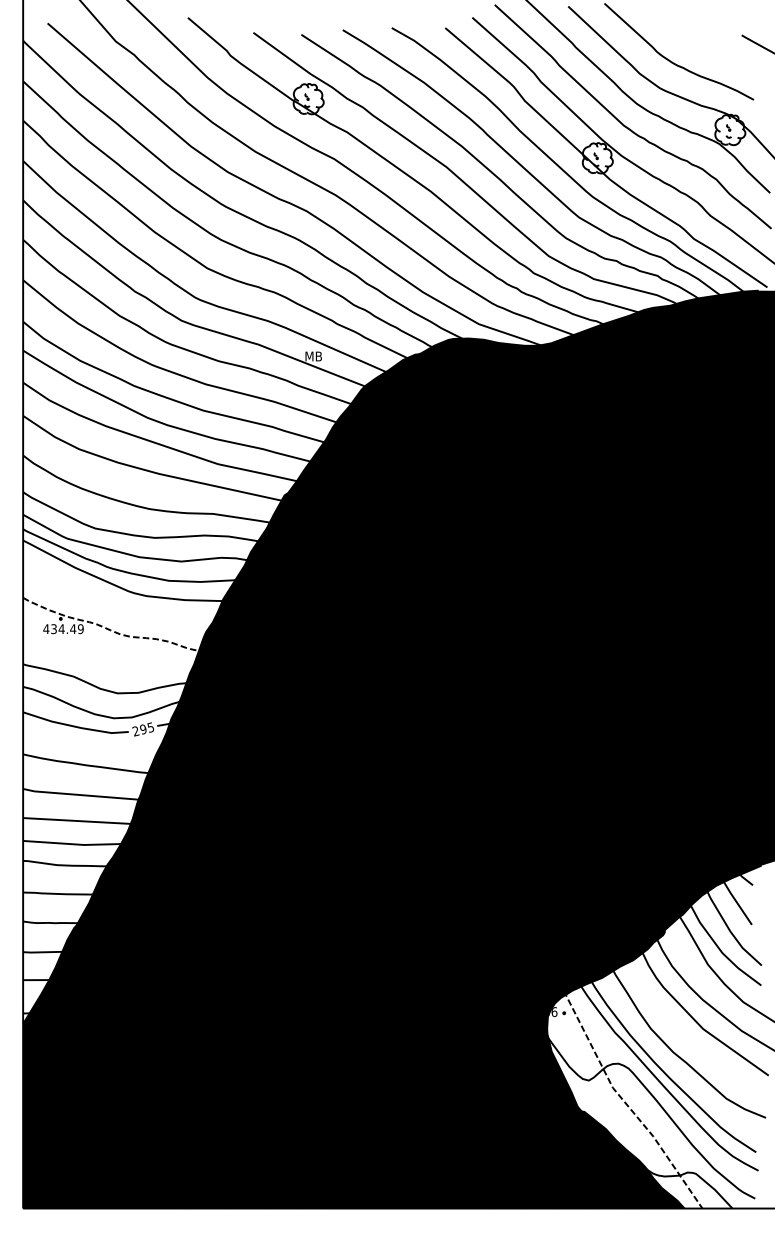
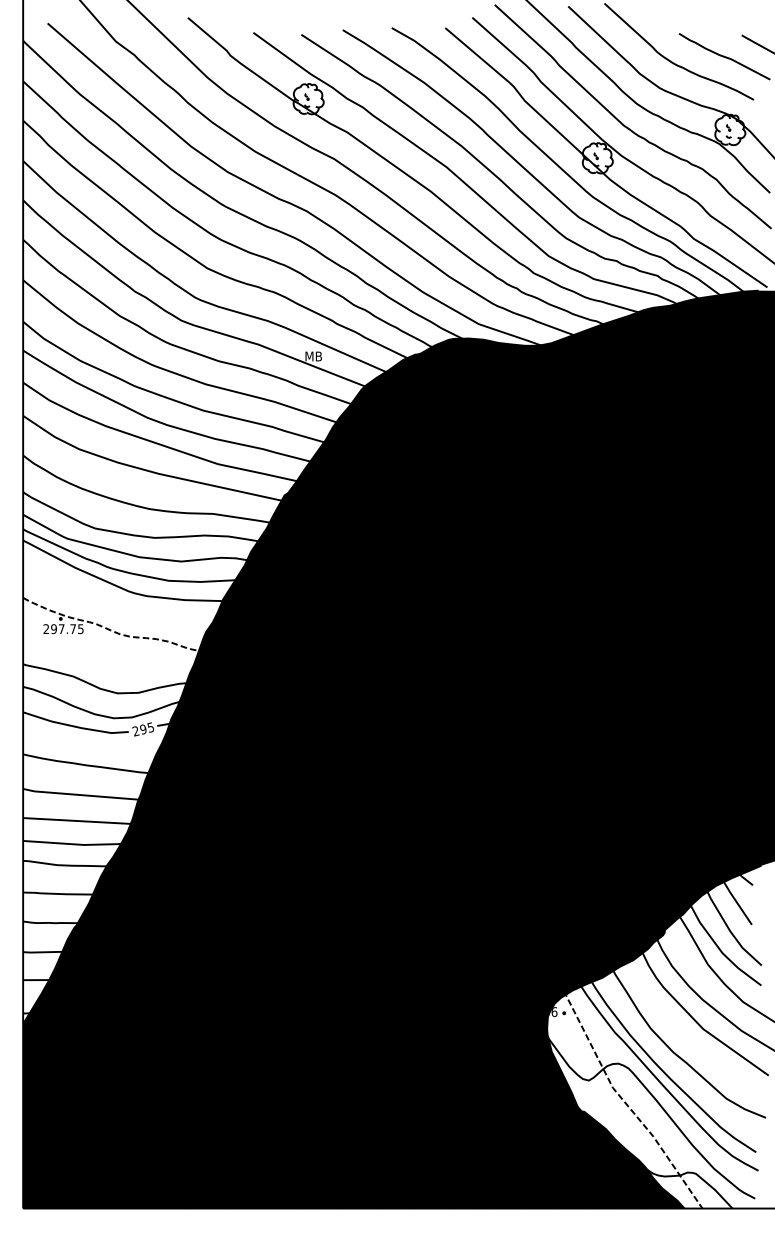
curve: none -> present (724, 56)
text: 434.49 -> 297.75 (63, 628)
